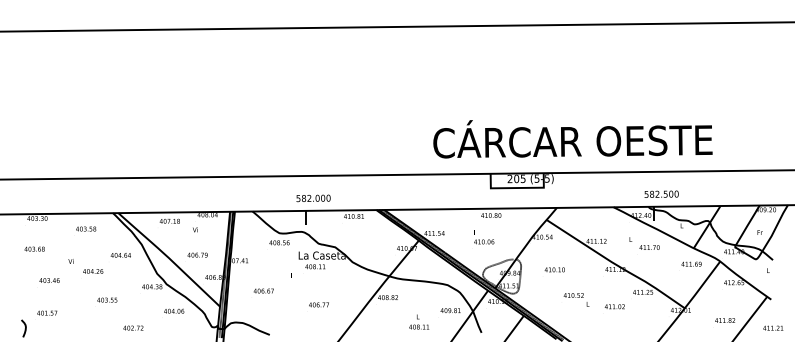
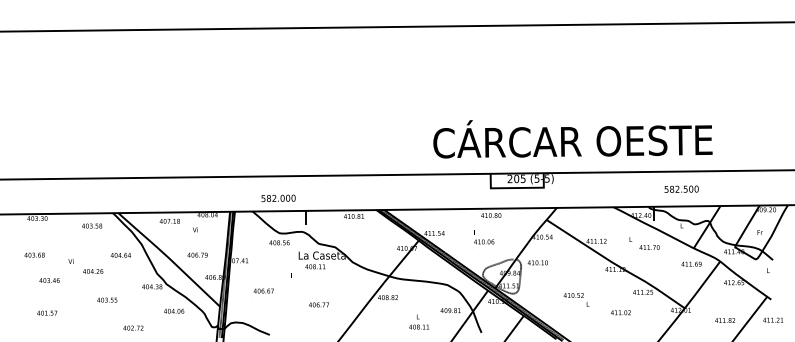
text position: (661, 193) -> (681, 188) (681, 188)
text position: (313, 198) -> (278, 198) (278, 198)
text position: (86, 228) -> (92, 225) (92, 225)
text position: (34, 248) -> (34, 254) (34, 254)
text position: (554, 269) -> (537, 262) (537, 262)
text position: (614, 306) -> (620, 312) (620, 312)
text position: (773, 327) -> (773, 319) (773, 319)
curve: present -> none (24, 328)
